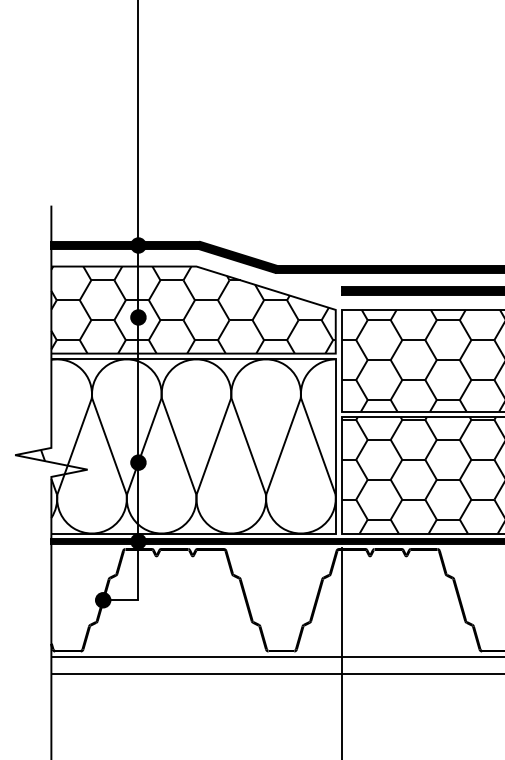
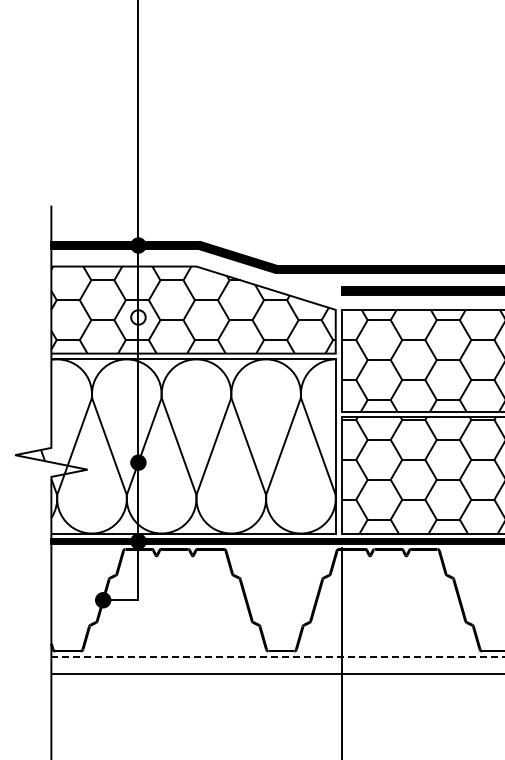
fill: present -> none (138, 317)
line: solid -> dashed (278, 656)
